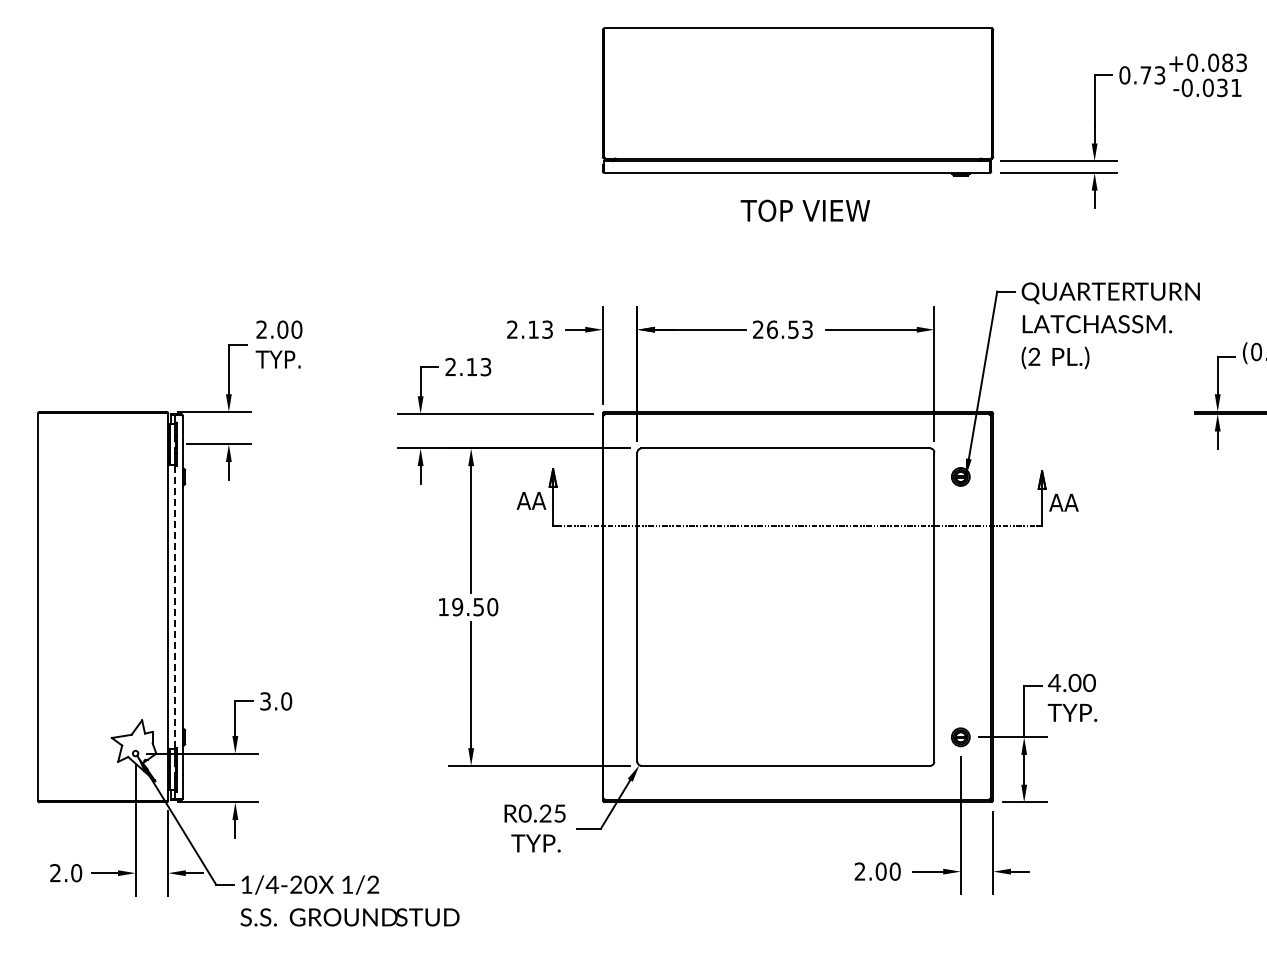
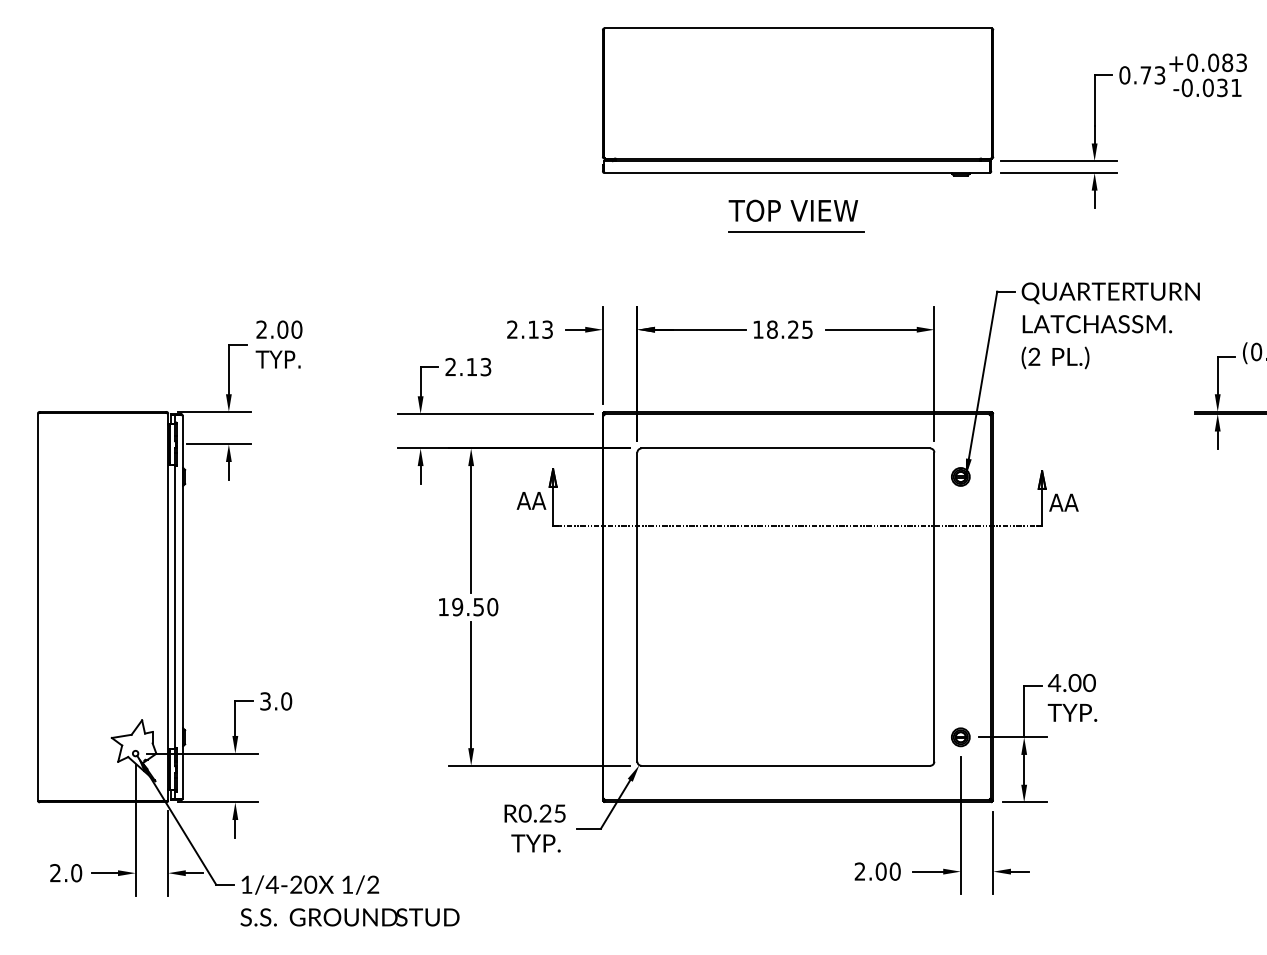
text position: (805, 210) -> (793, 210) (793, 210)
line: none -> present (796, 232)
text: 26.53 -> 18.25 (782, 329)
line: dashed -> solid (174, 607)
